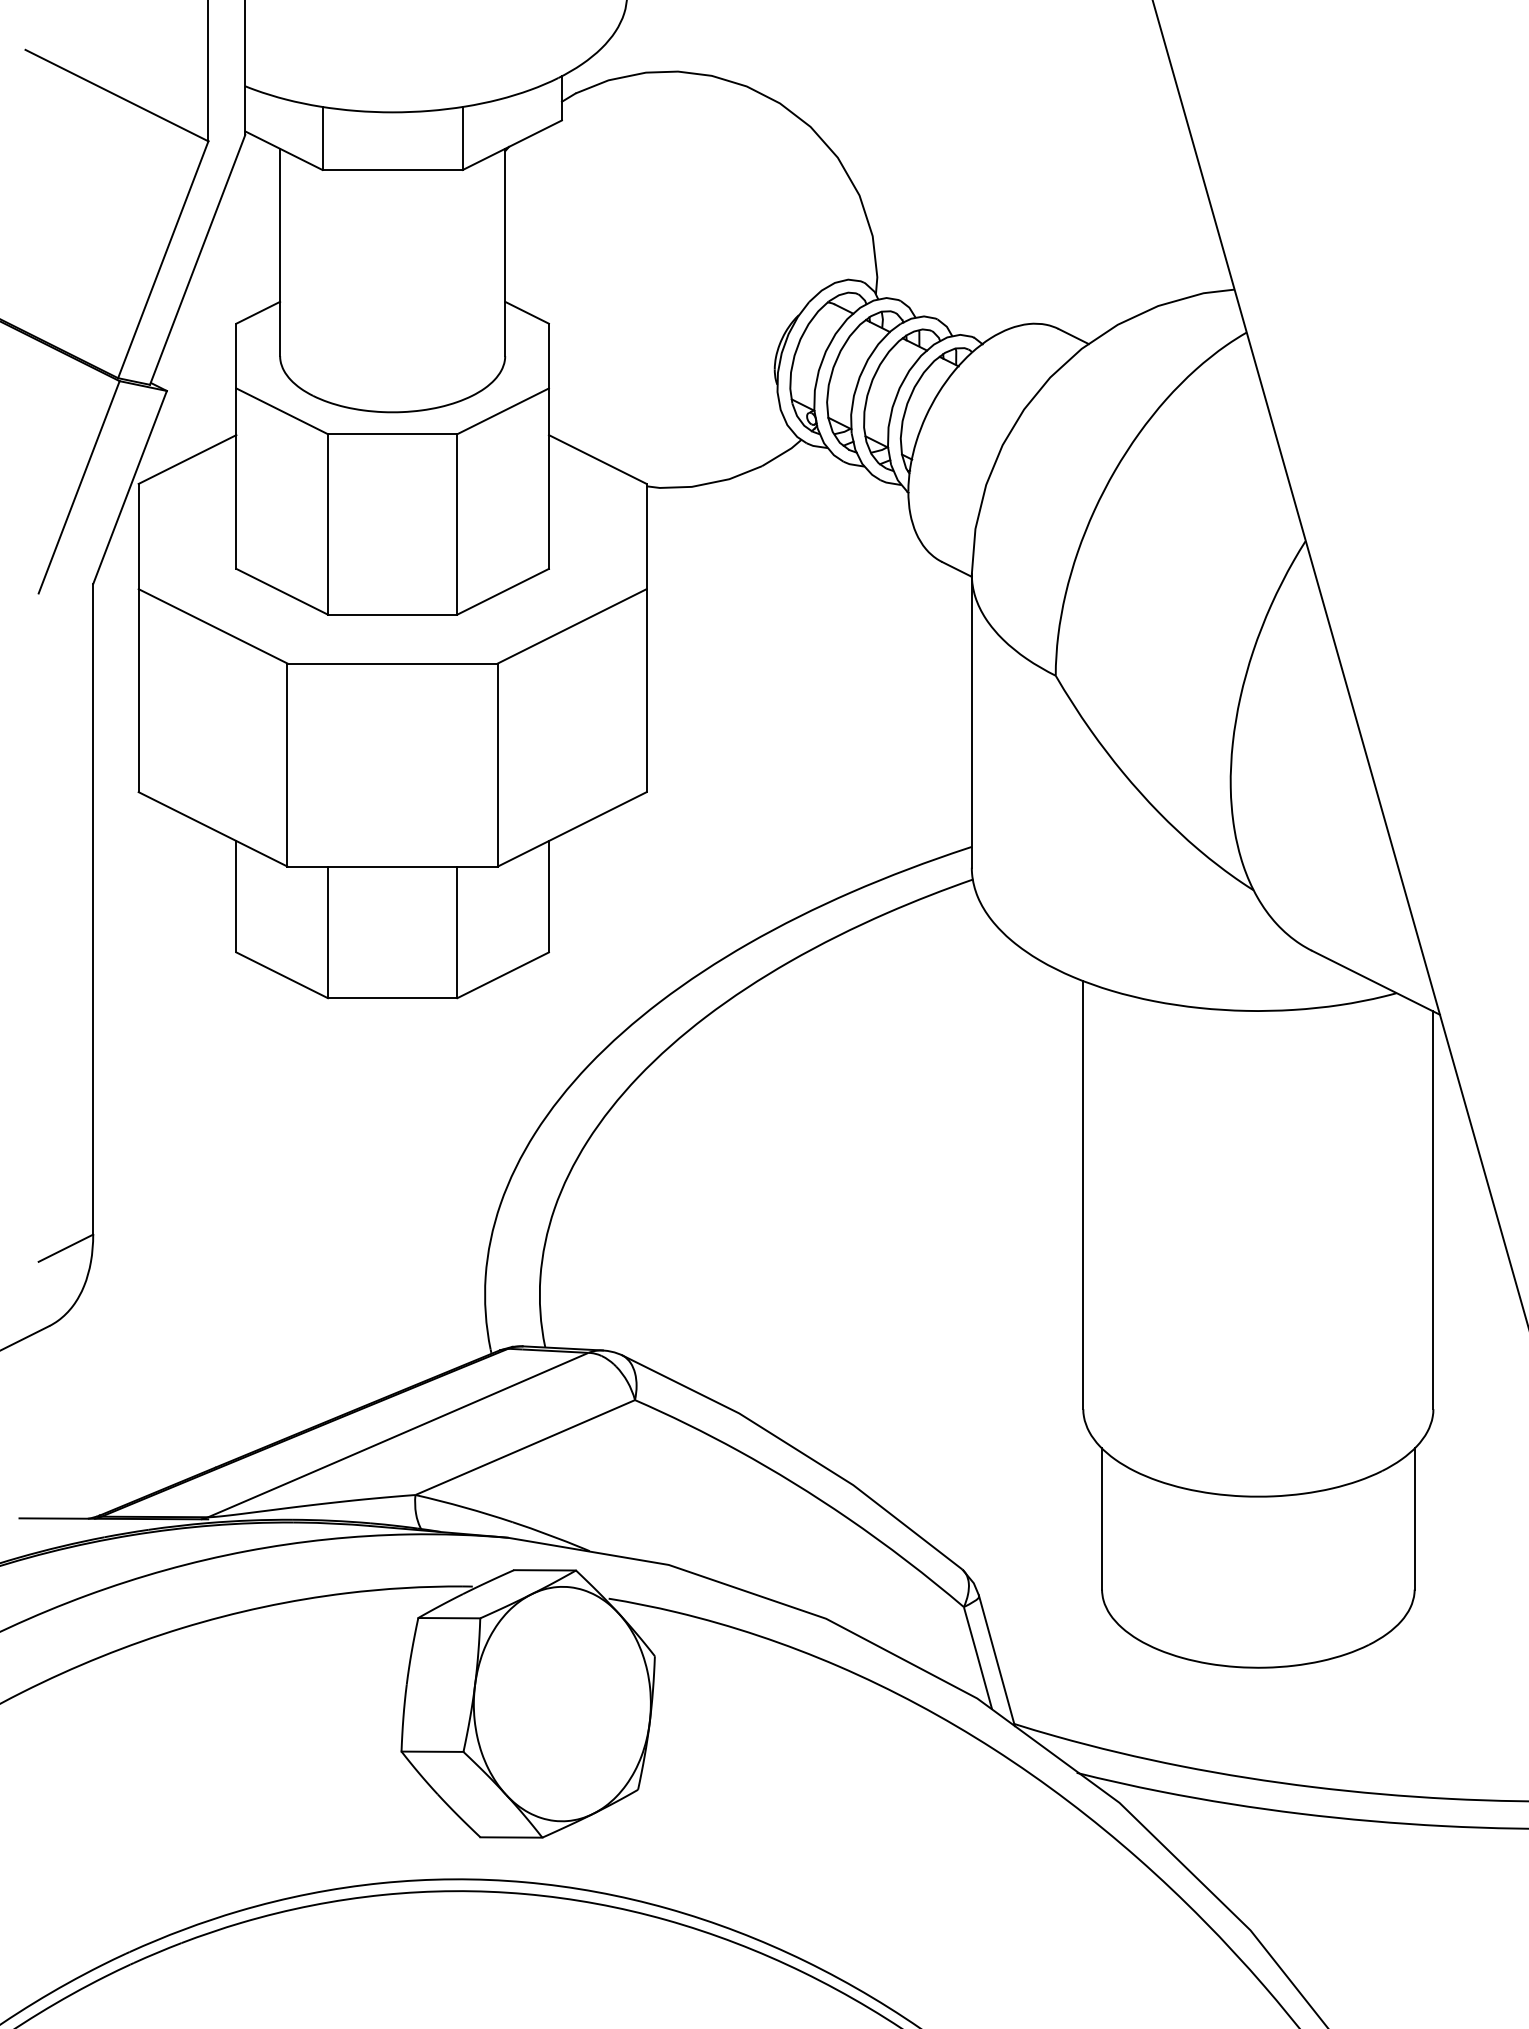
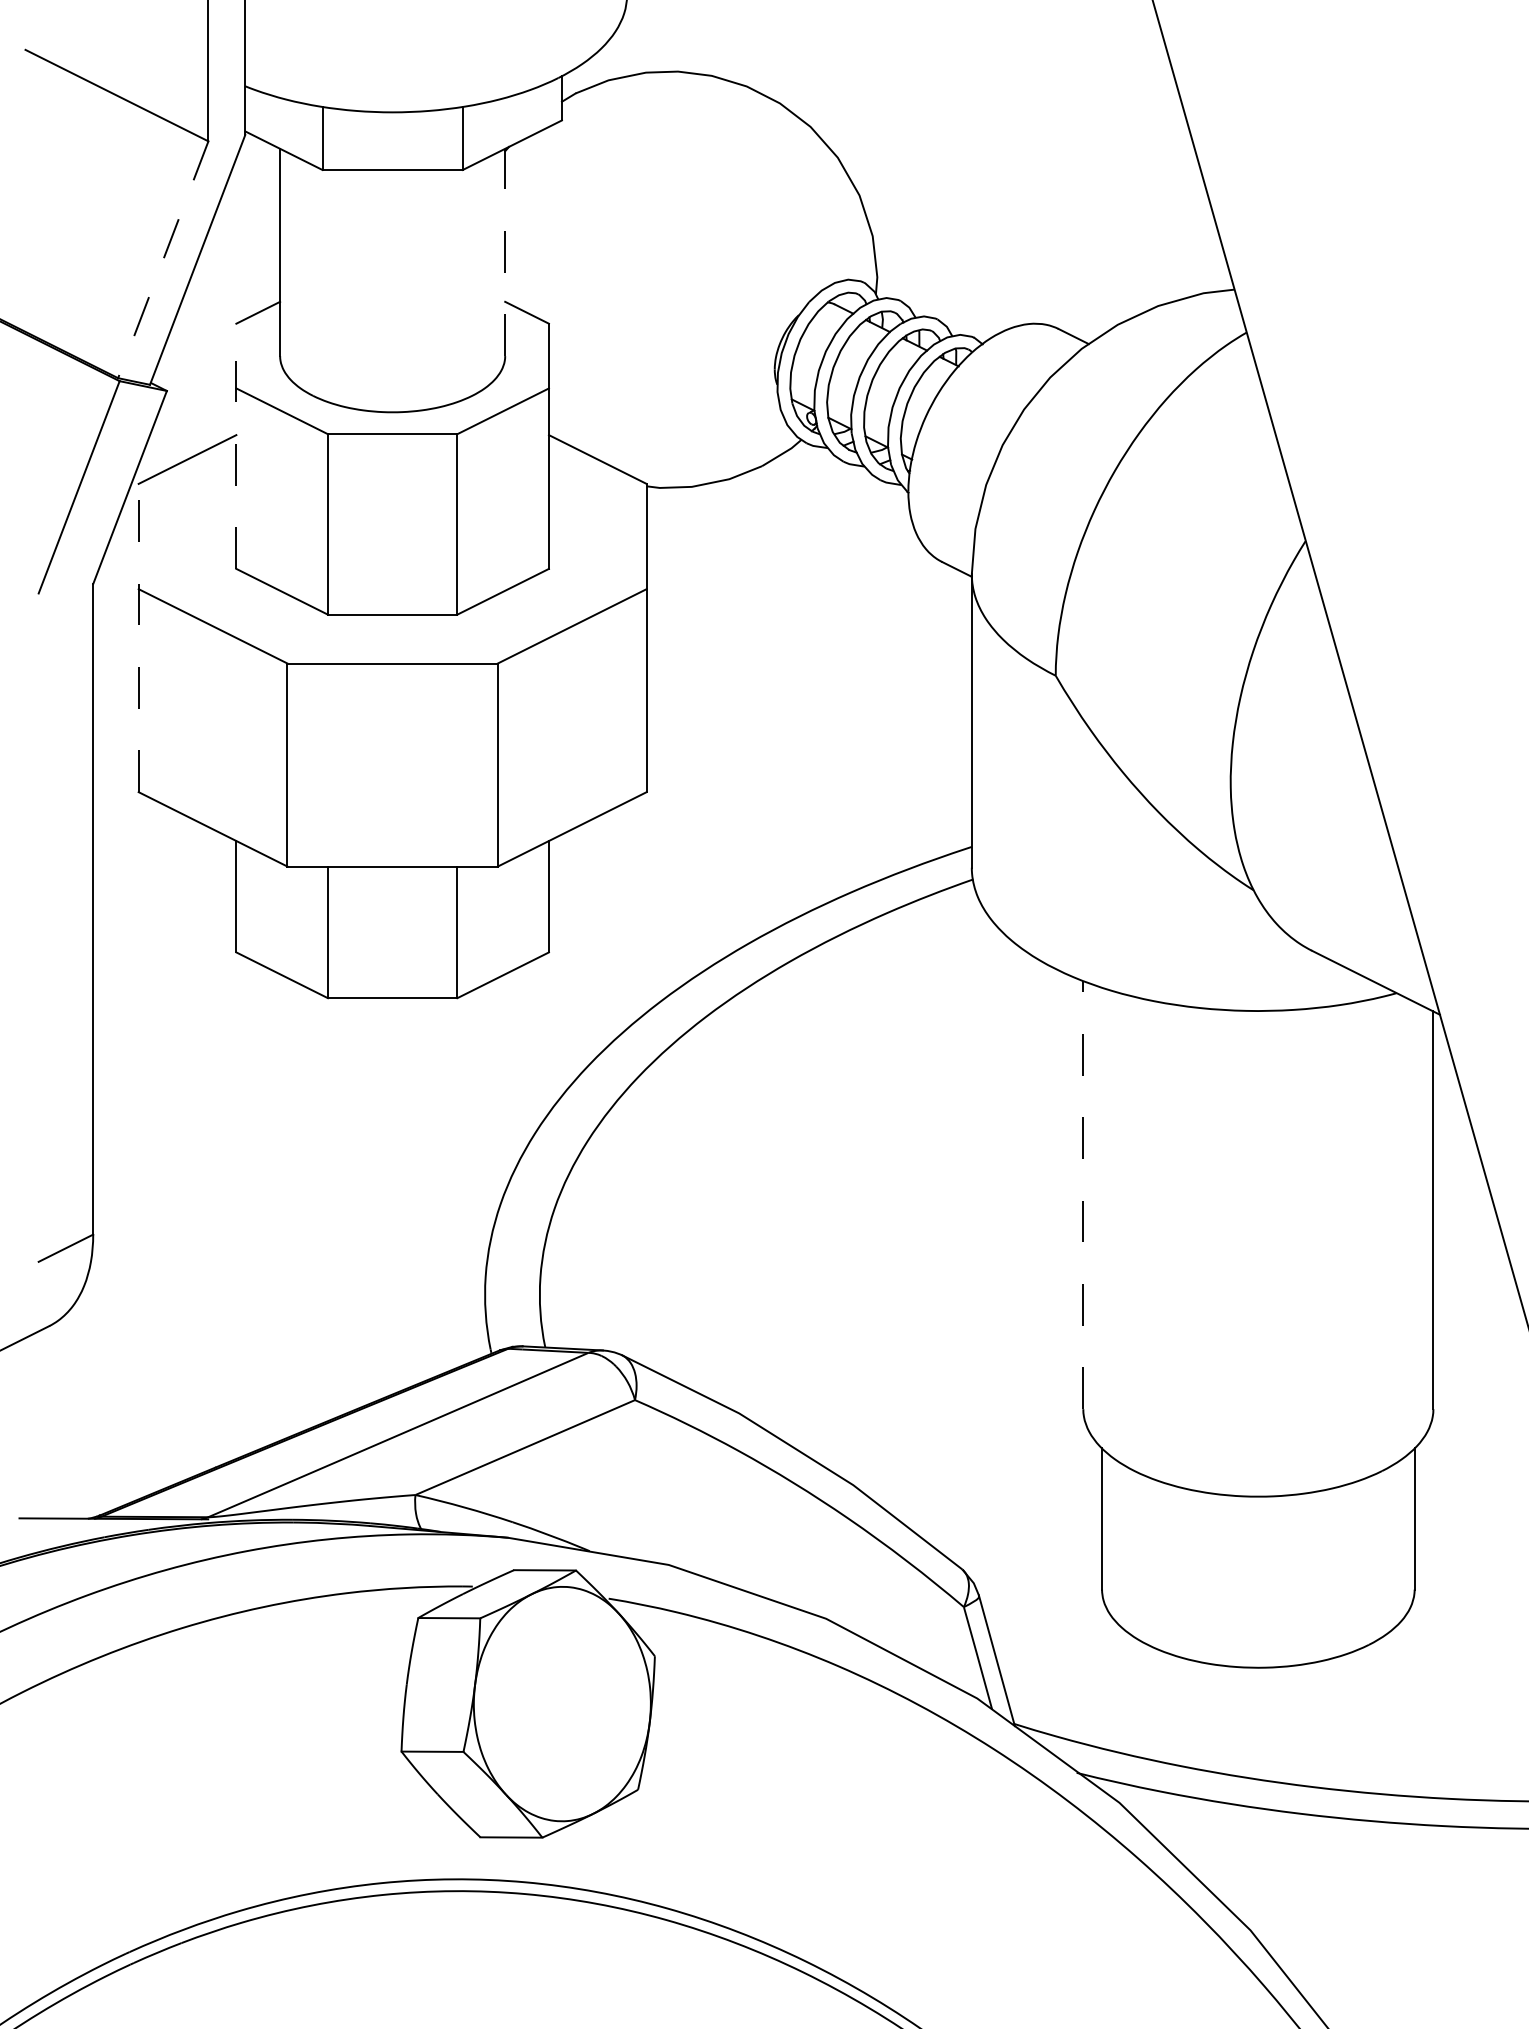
line: solid -> dashed (505, 252)
line: solid -> dashed (163, 259)
line: solid -> dashed (236, 446)
line: solid -> dashed (138, 637)
line: solid -> dashed (1083, 1194)
